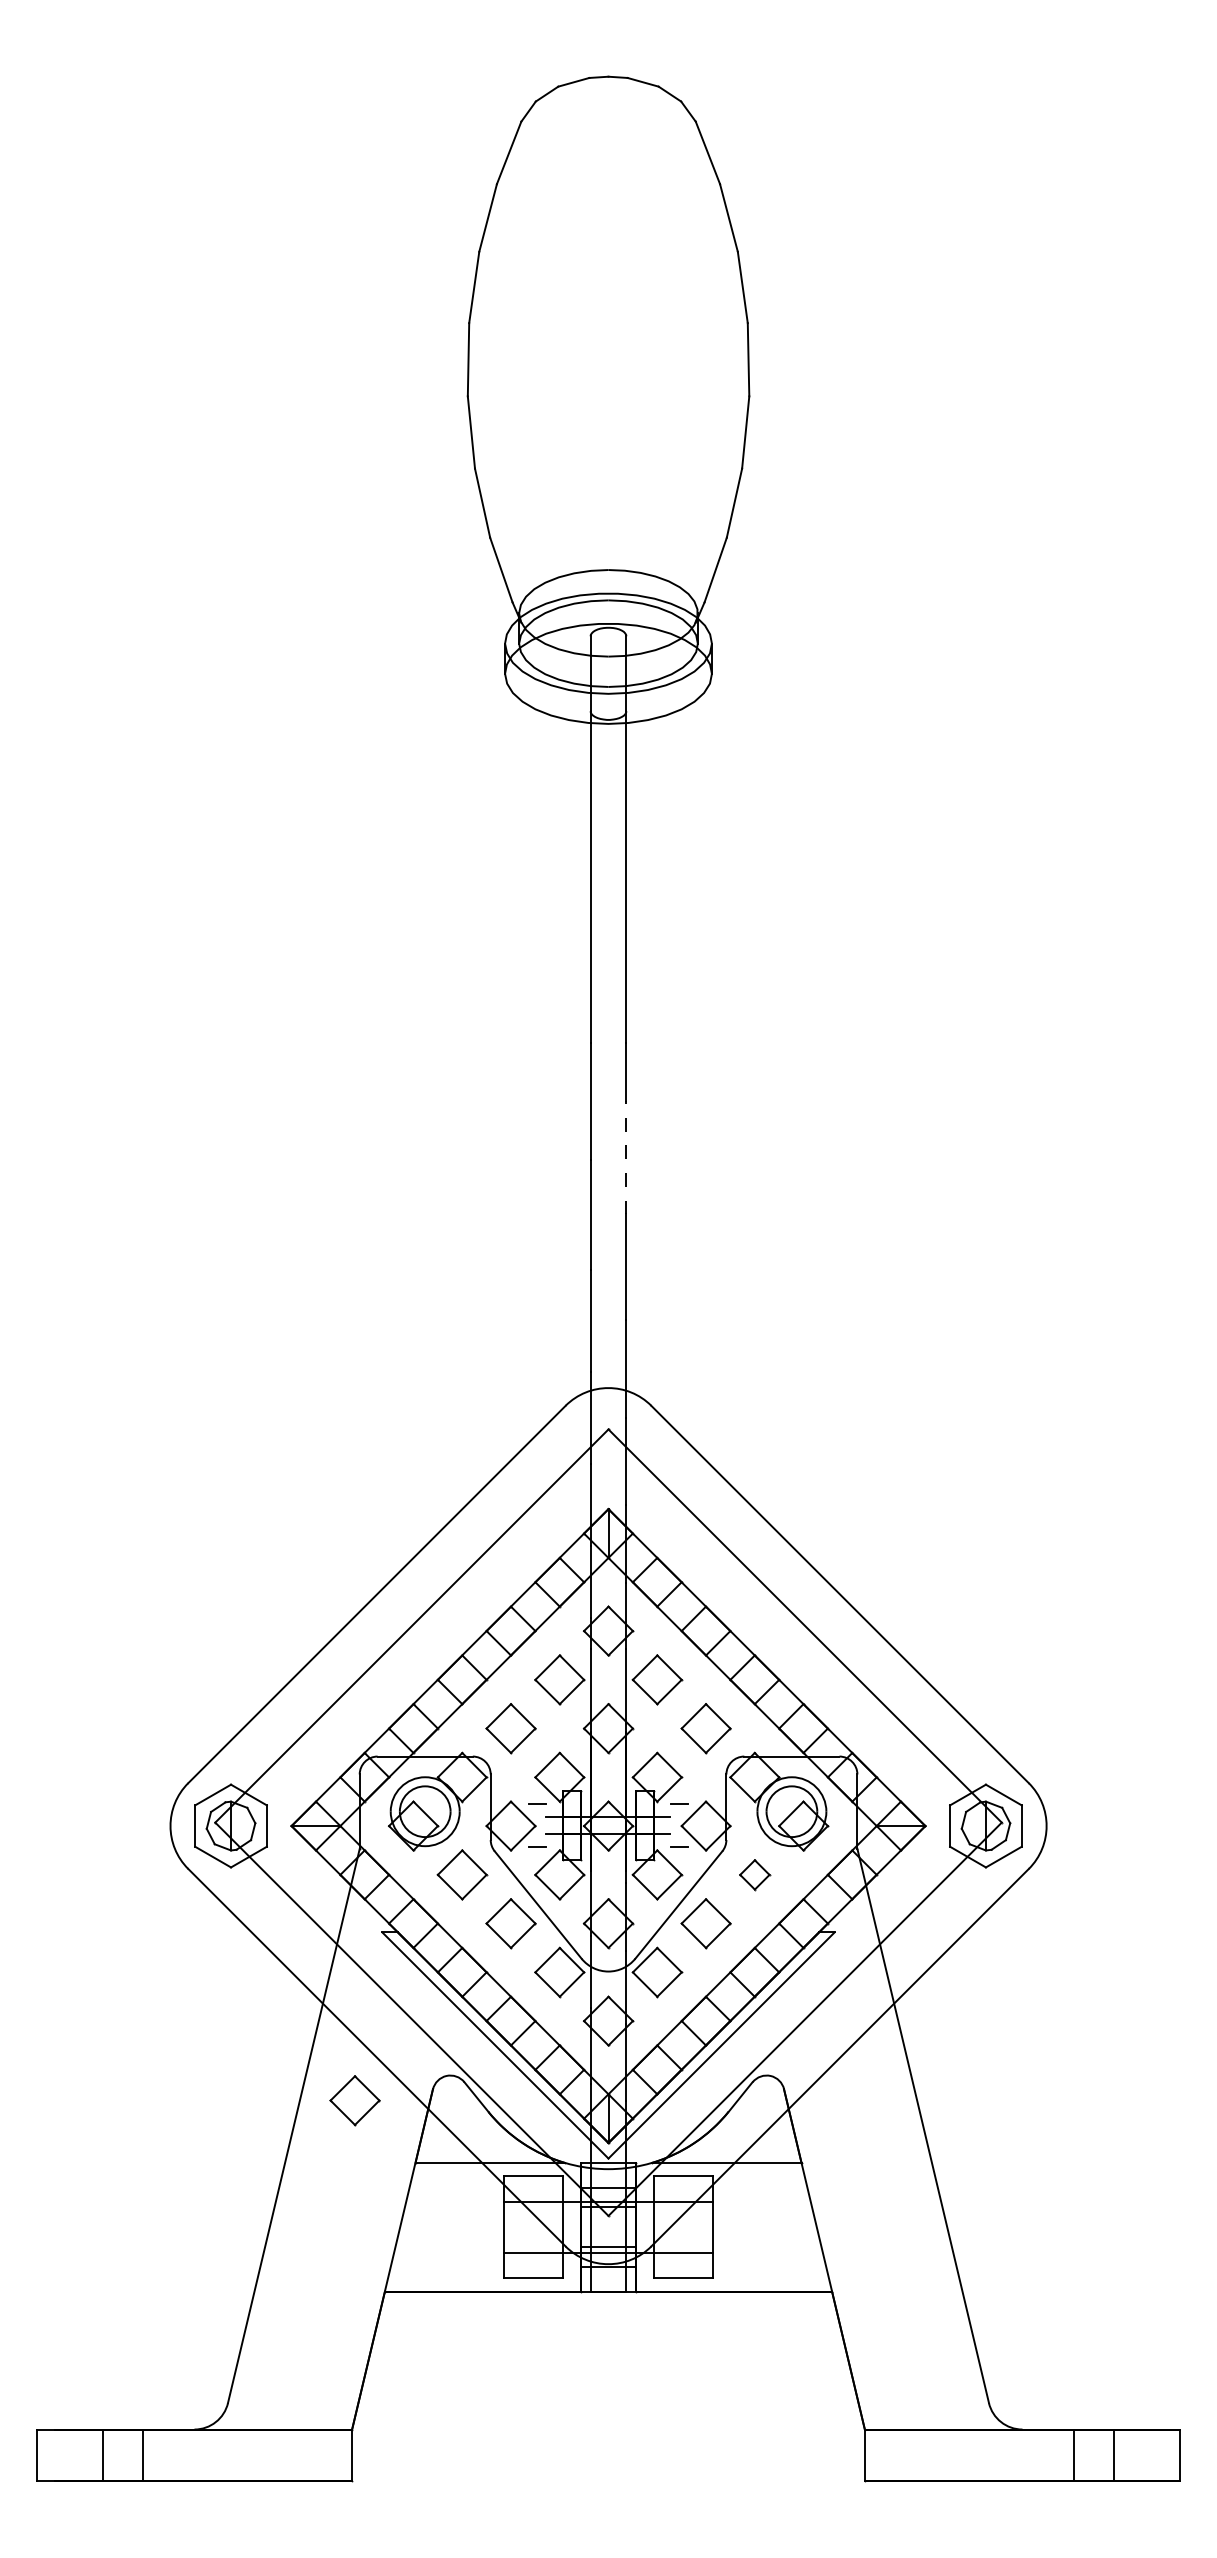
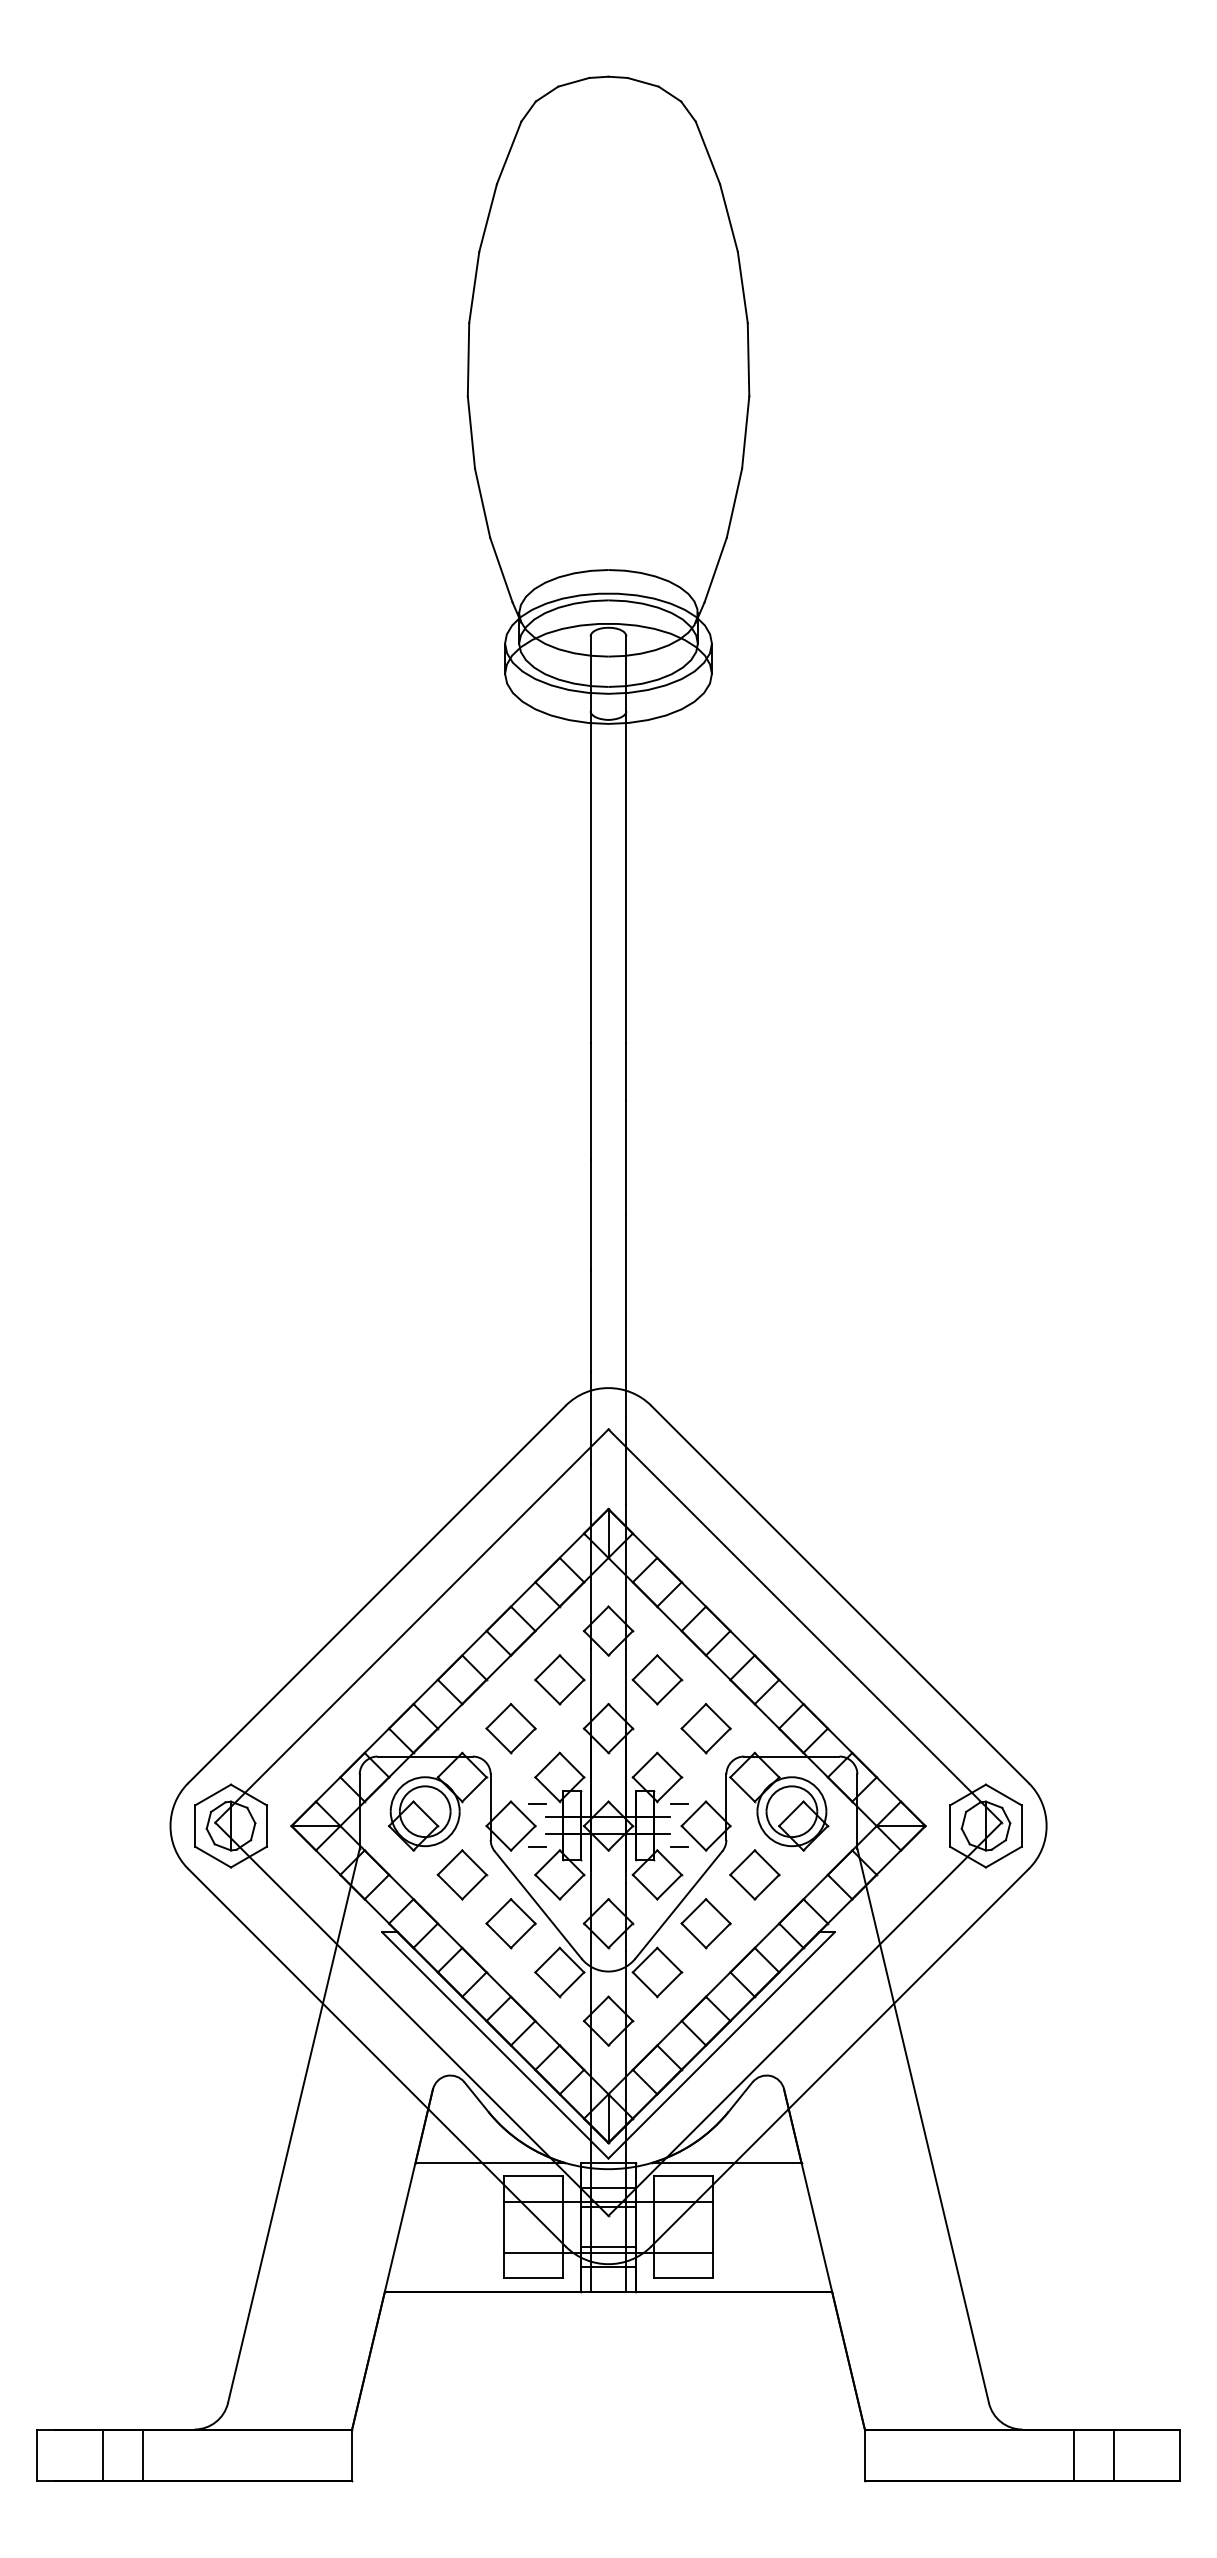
line: dashed -> solid (626, 1157)
part size: 33x33 px -> 52x52 px (754, 1874)
part: present -> none (354, 2100)
